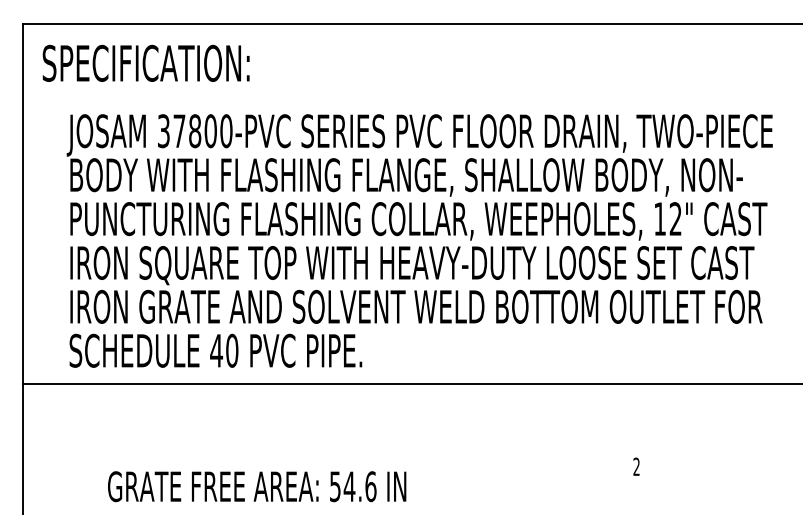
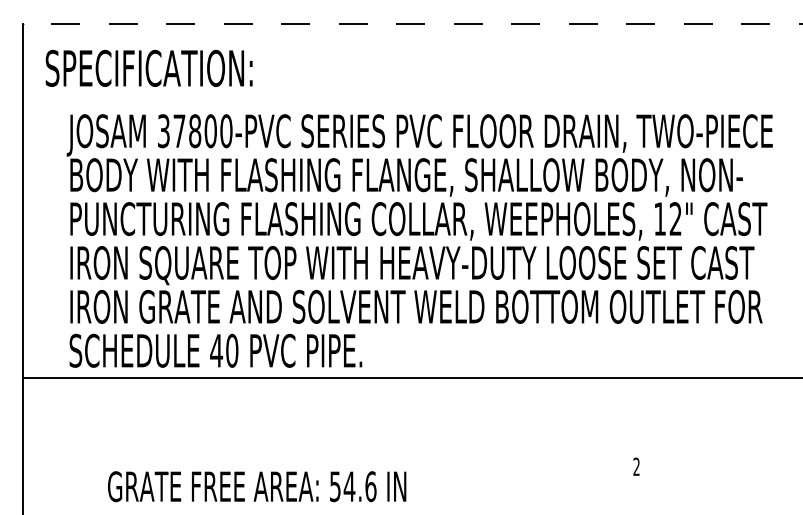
line: solid -> dashed (412, 24)
text position: (145, 62) -> (148, 67) (148, 67)
line position: (410, 383) -> (410, 377) (410, 377)
